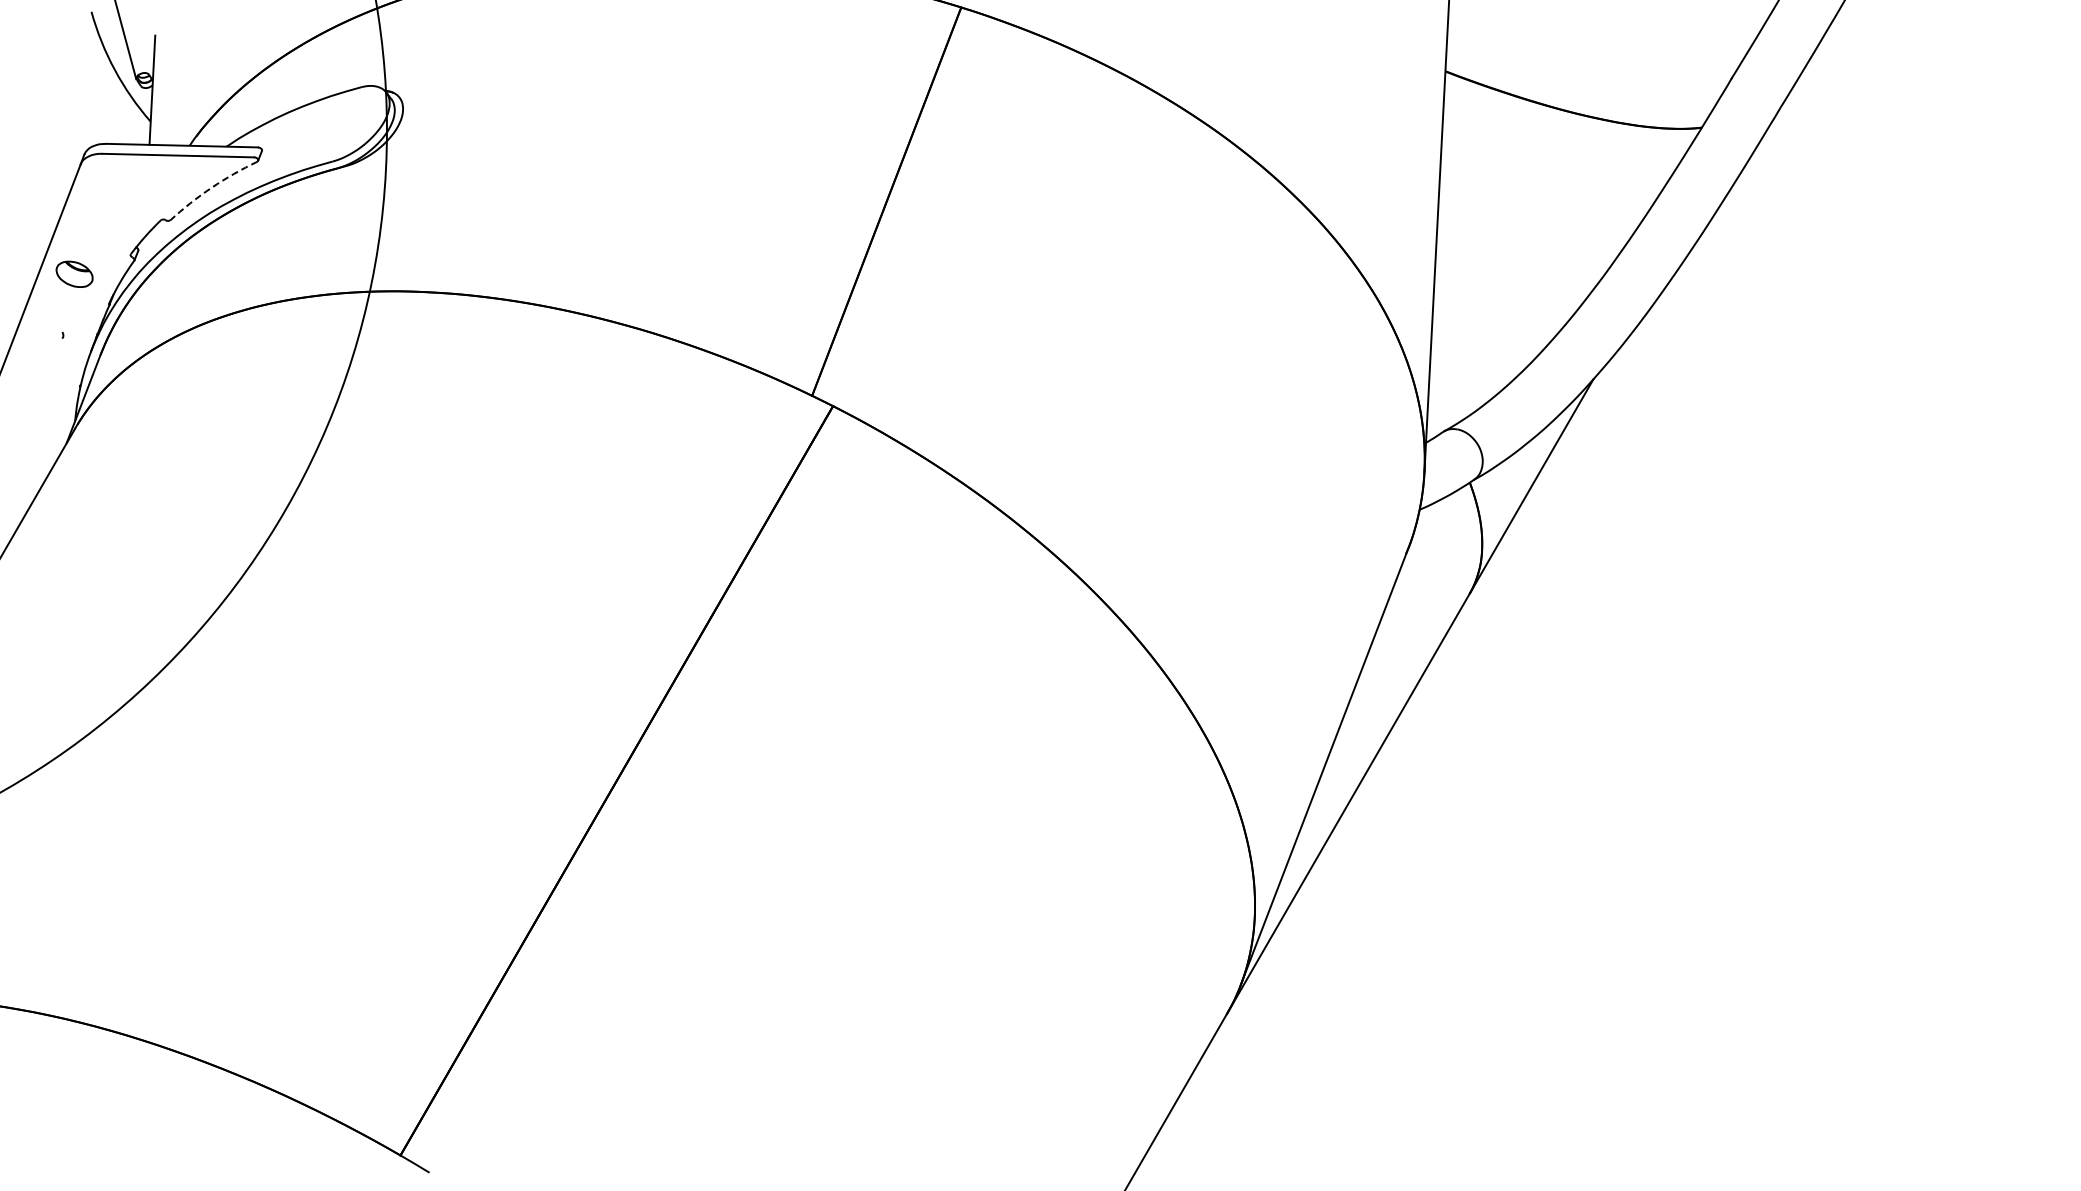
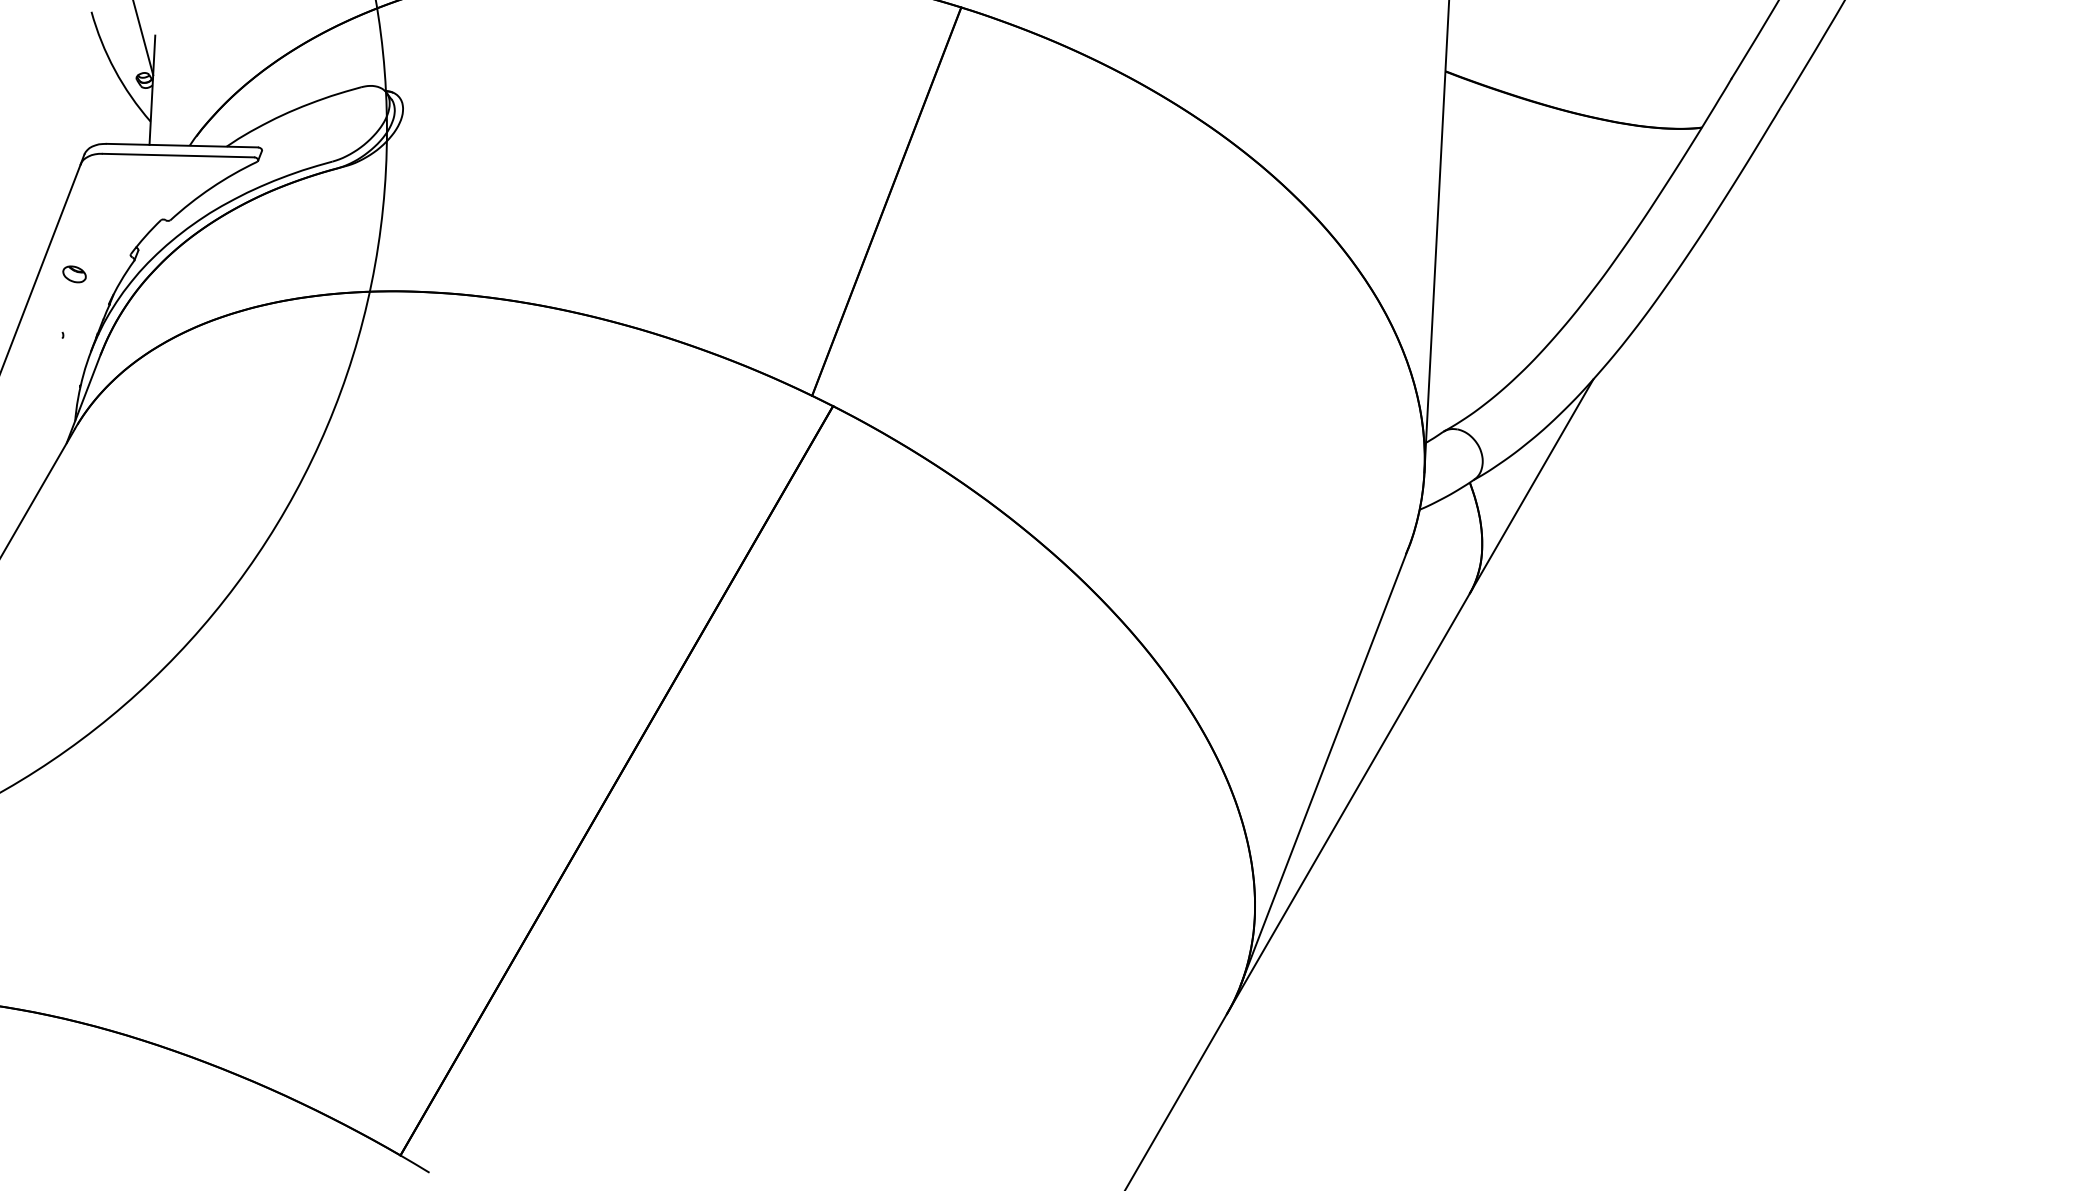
line position: (125, 40) -> (143, 38) (143, 38)
arc: dashed -> solid (211, 187)
part size: 39x28 px -> 25x19 px (74, 274)
